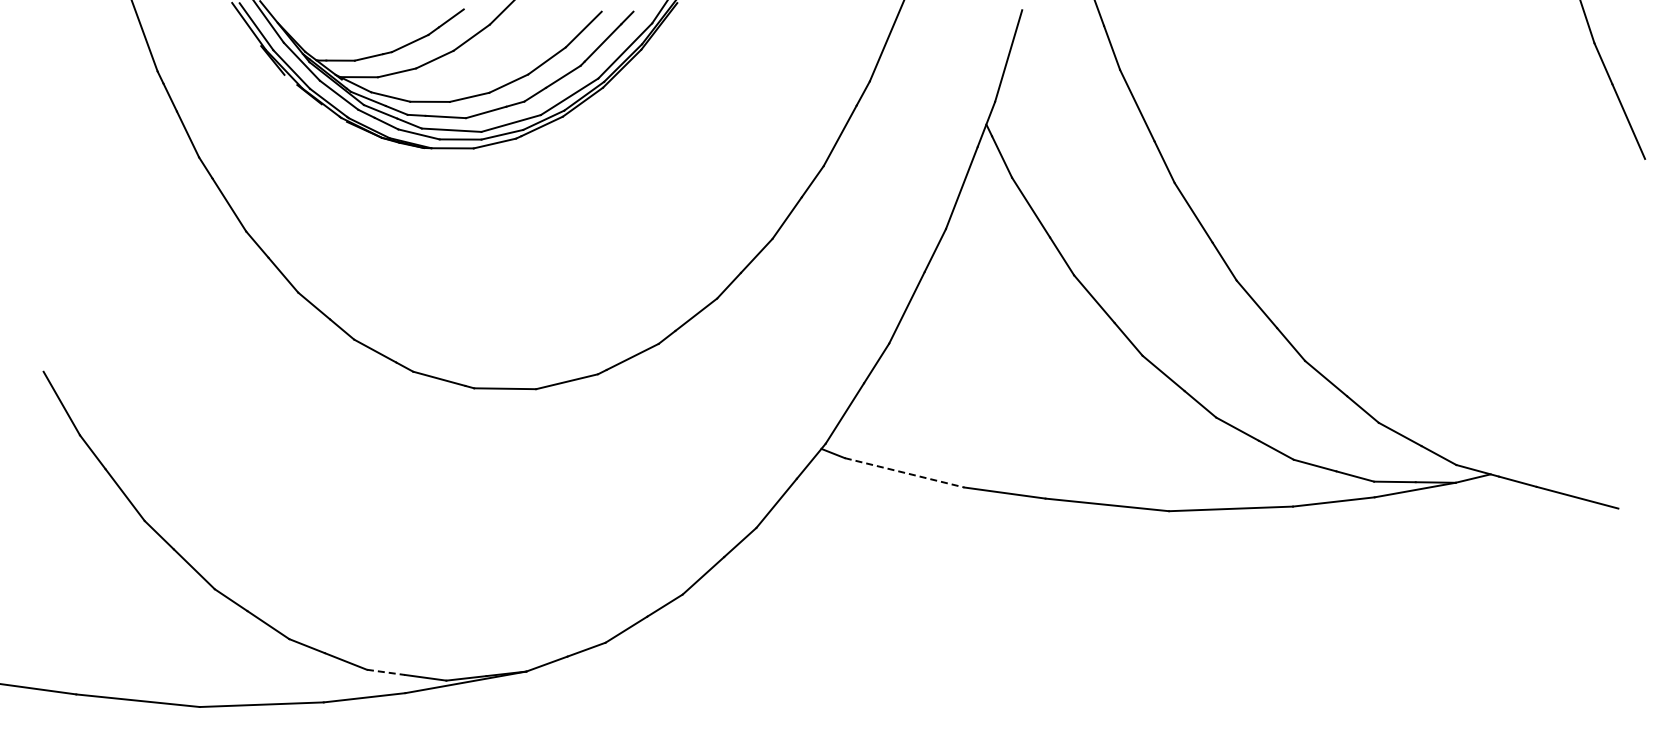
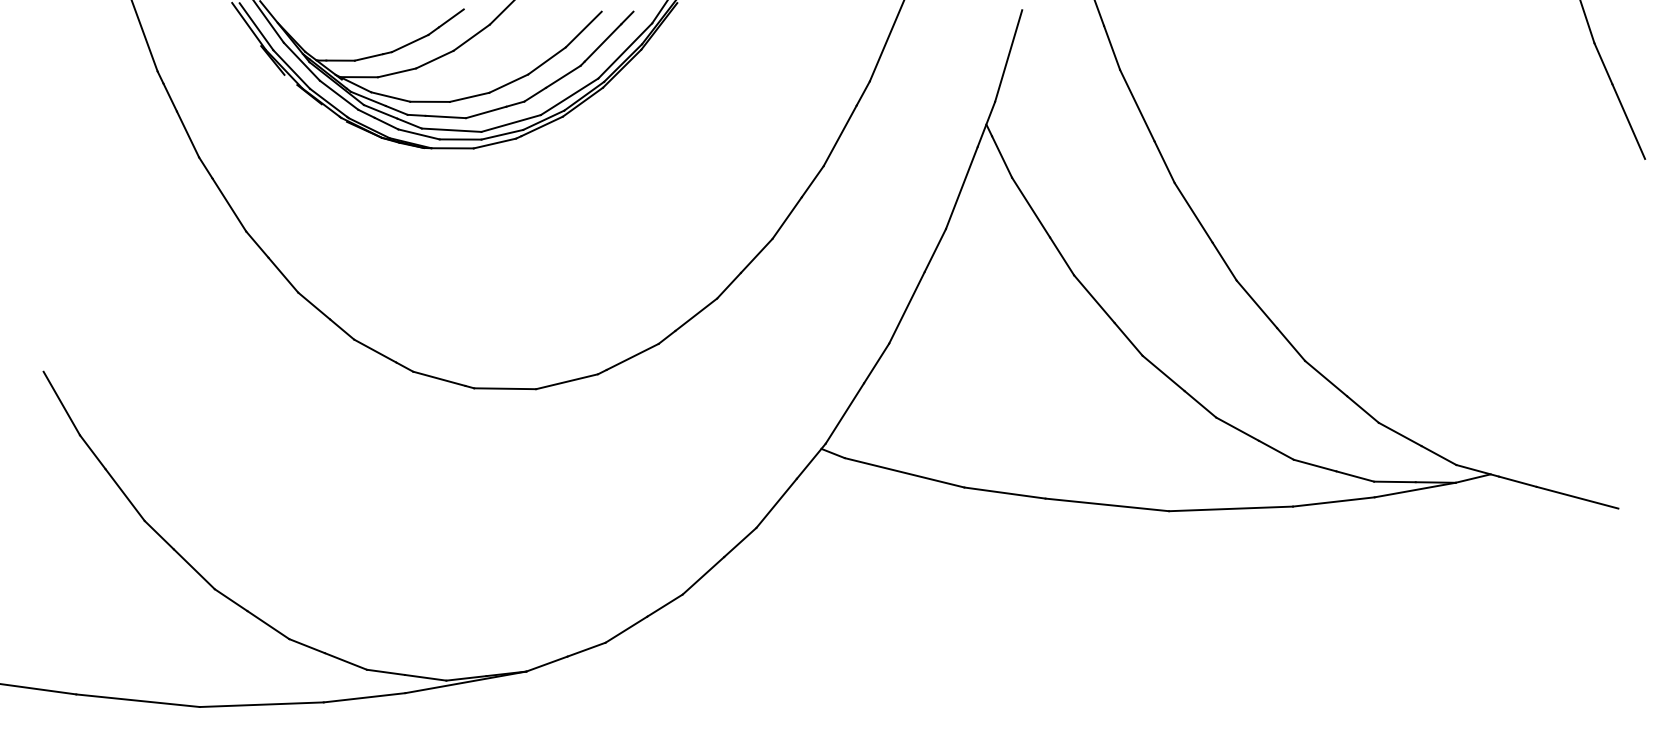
line: dashed -> solid (904, 472)
line: dashed -> solid (386, 672)
